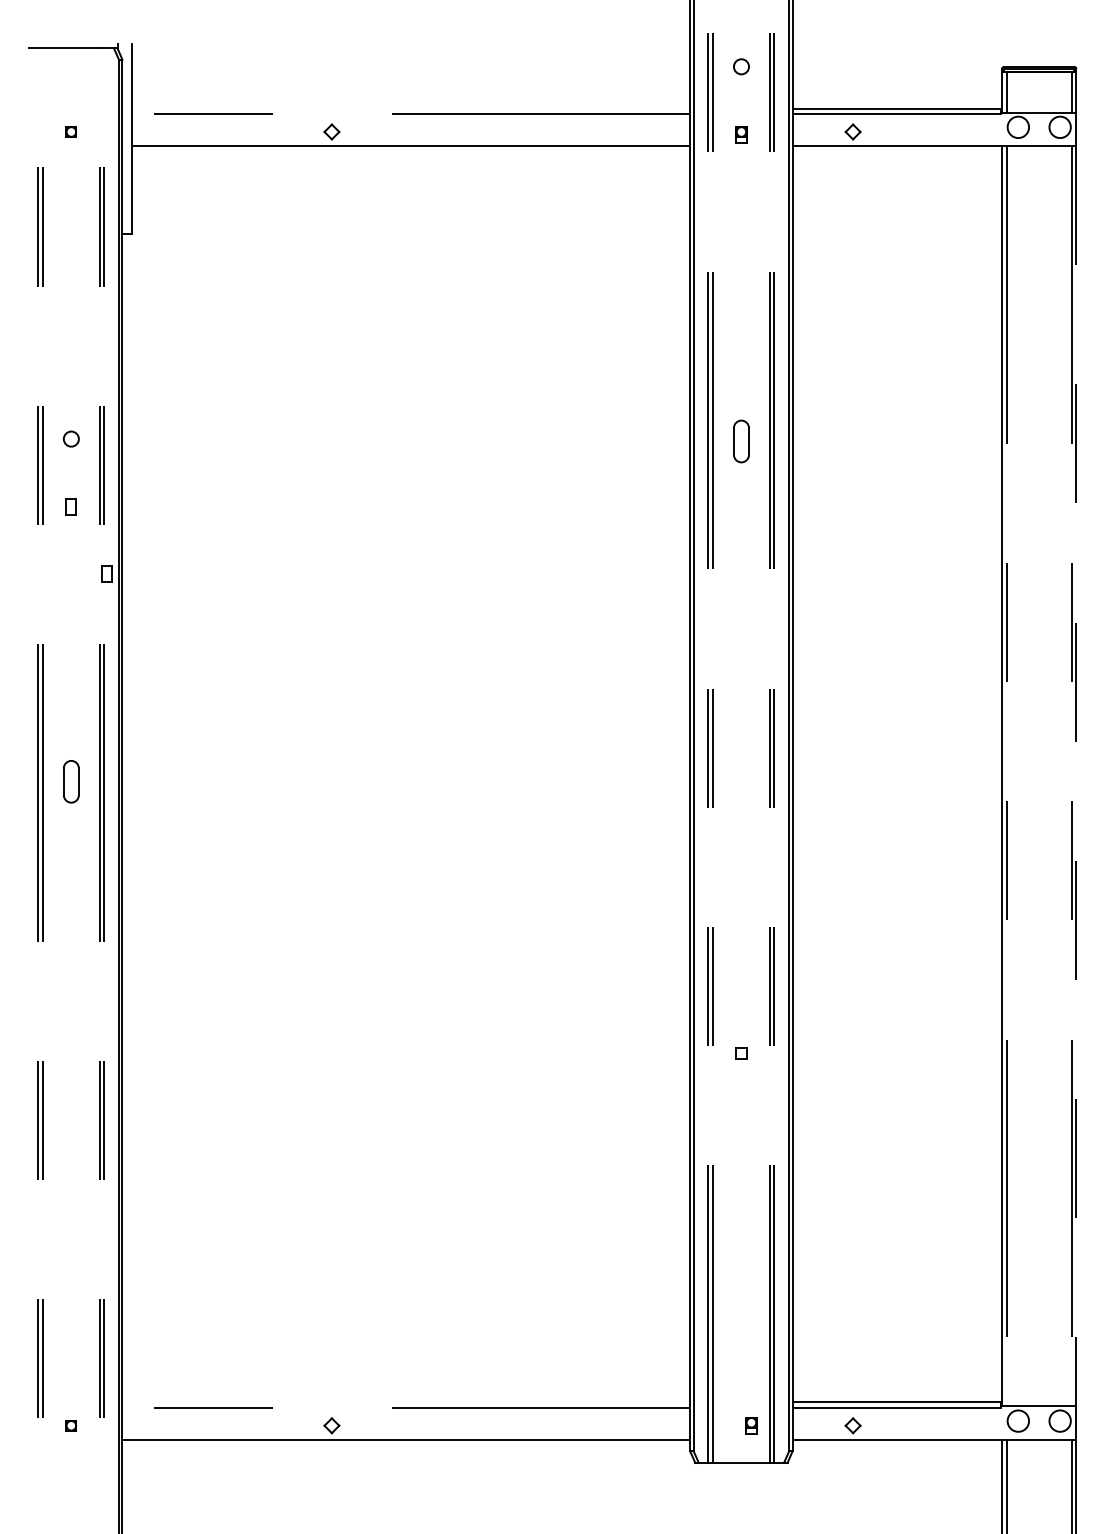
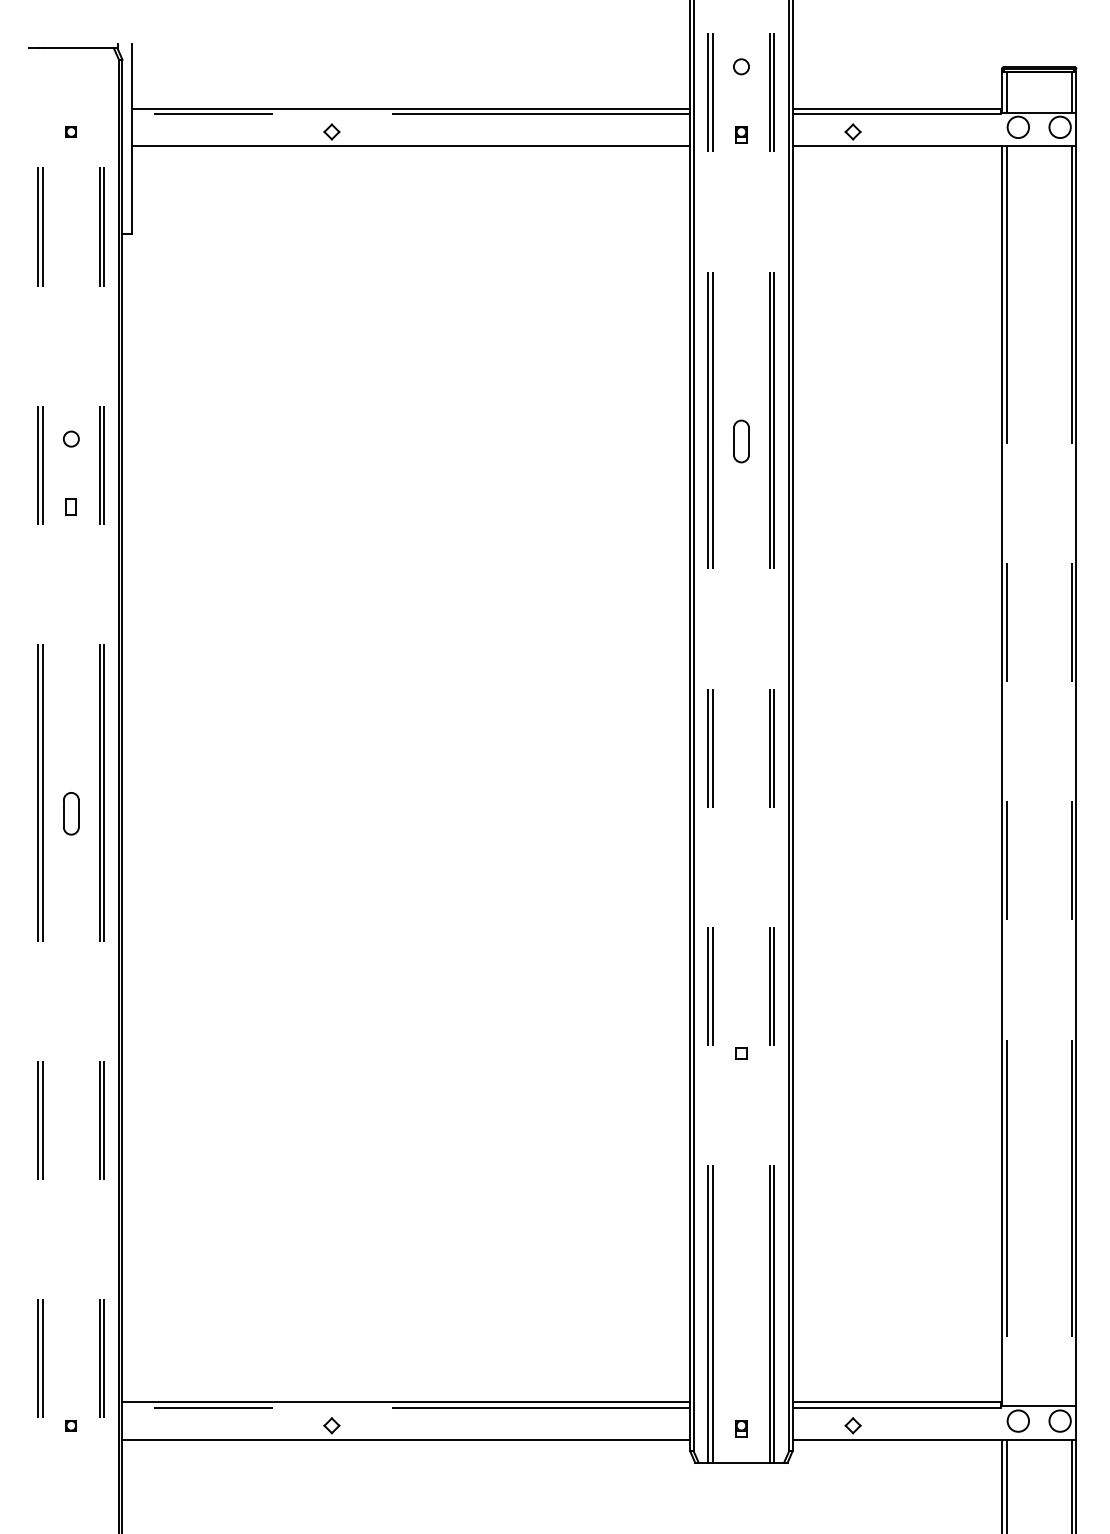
line: none -> present (410, 108)
part: present -> none (106, 573)
line: dashed -> solid (1076, 776)
part position: (71, 781) -> (71, 813) (71, 813)
line: none -> present (406, 1402)
part position: (751, 1425) -> (741, 1428) (741, 1428)
